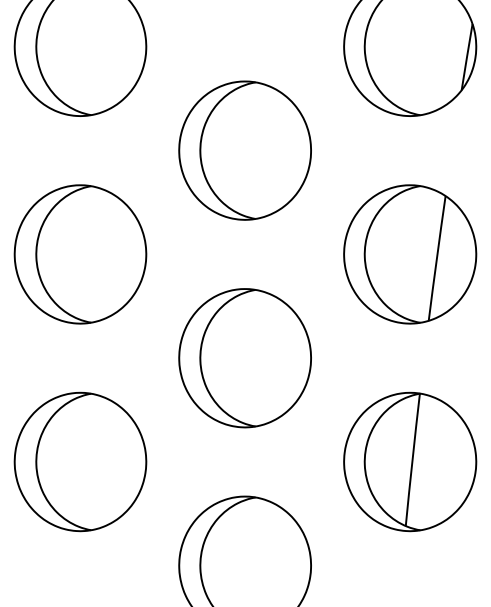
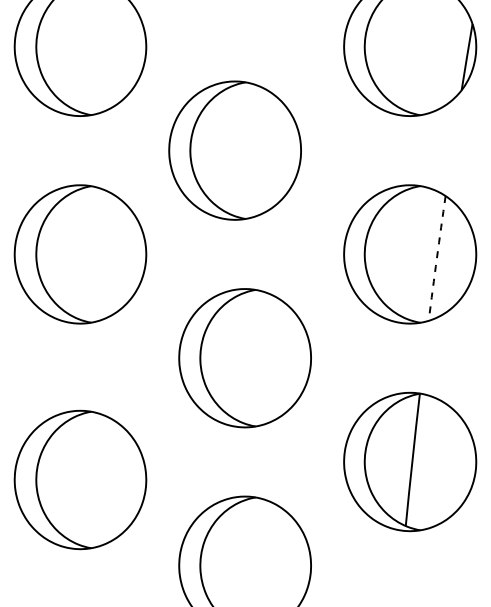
part position: (244, 150) -> (234, 150) (234, 150)
arc: solid -> dashed (436, 258)
part position: (80, 461) -> (80, 479) (80, 479)
